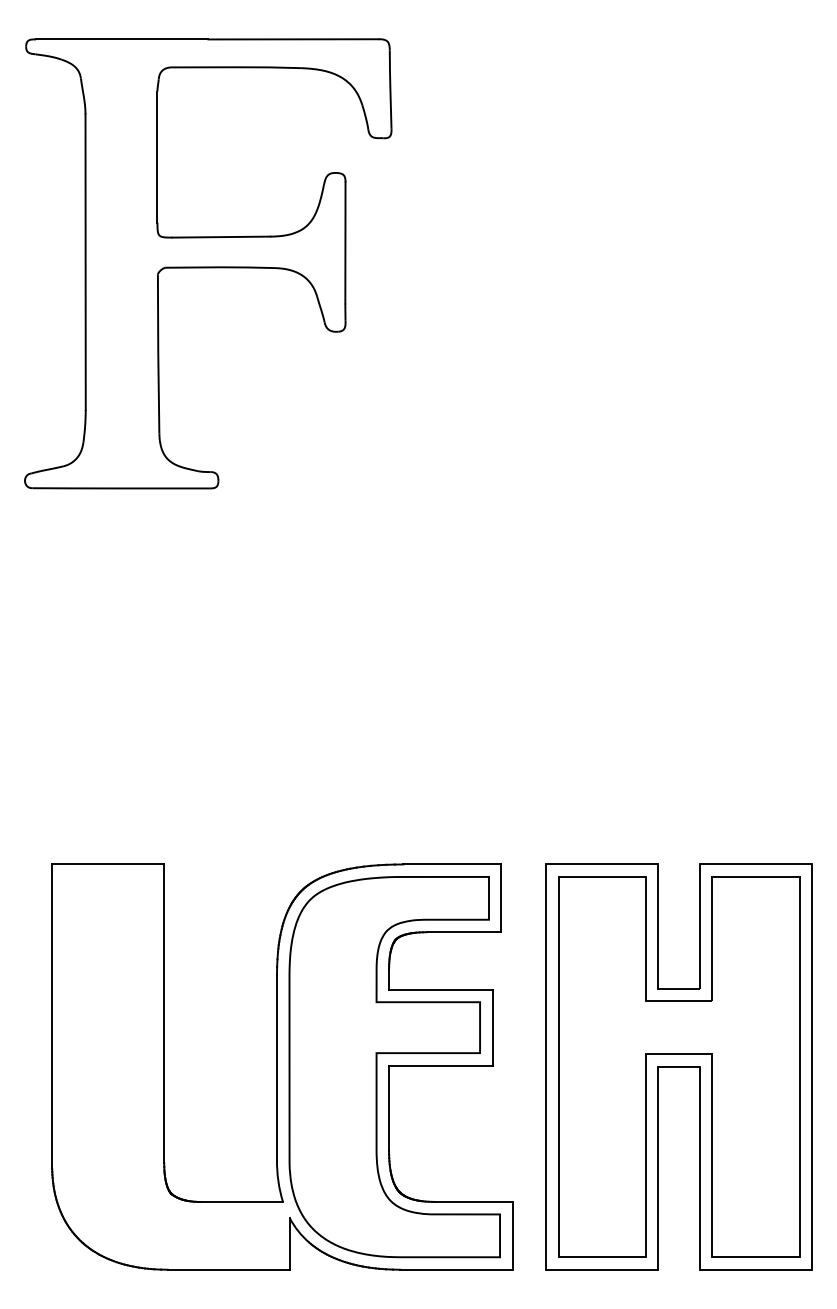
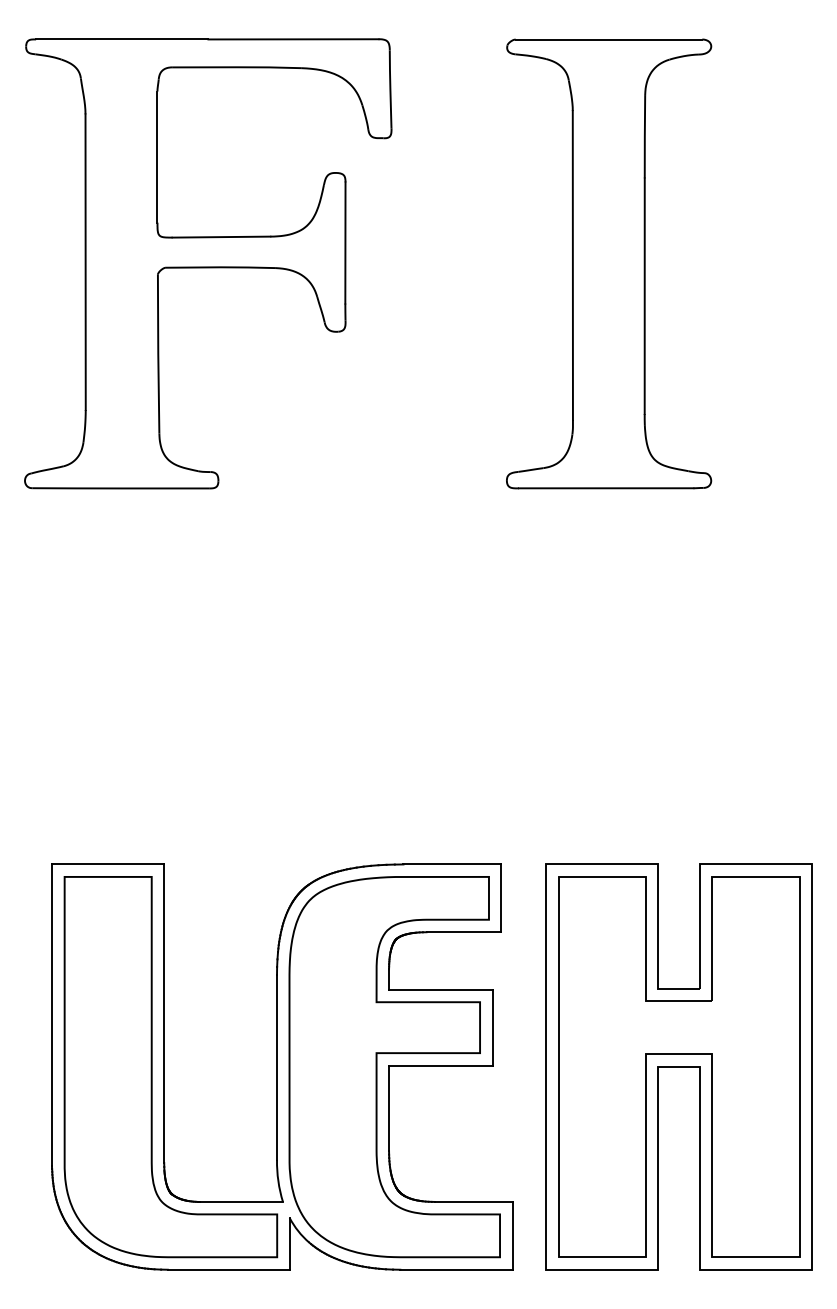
part: none -> present (609, 263)
part: none -> present (152, 1067)
